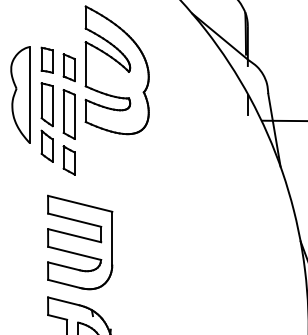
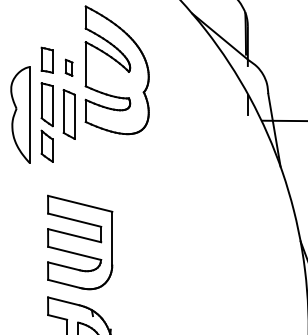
part size: 14x30 px -> 10x19 px (68, 67)
part position: (20, 94) -> (20, 114) (20, 114)
part: present -> none (68, 160)
